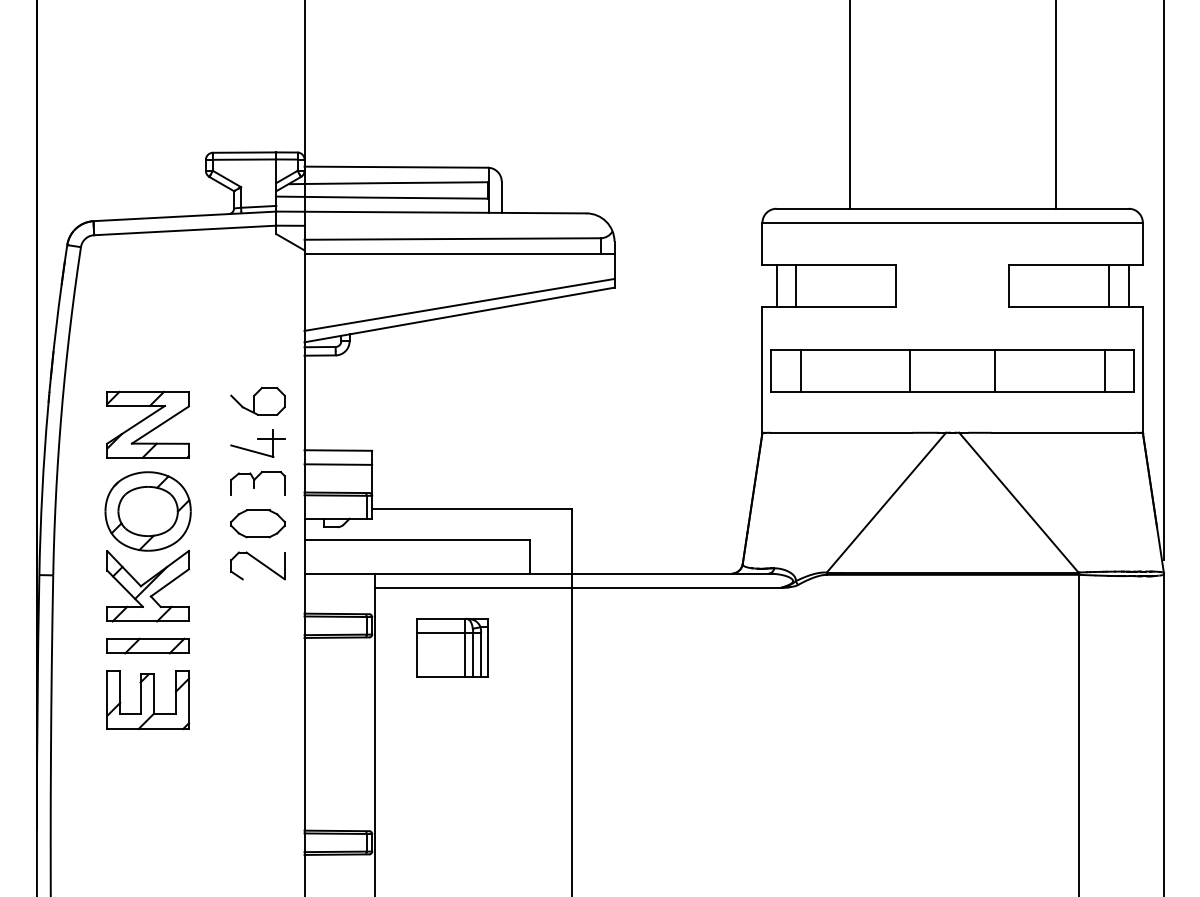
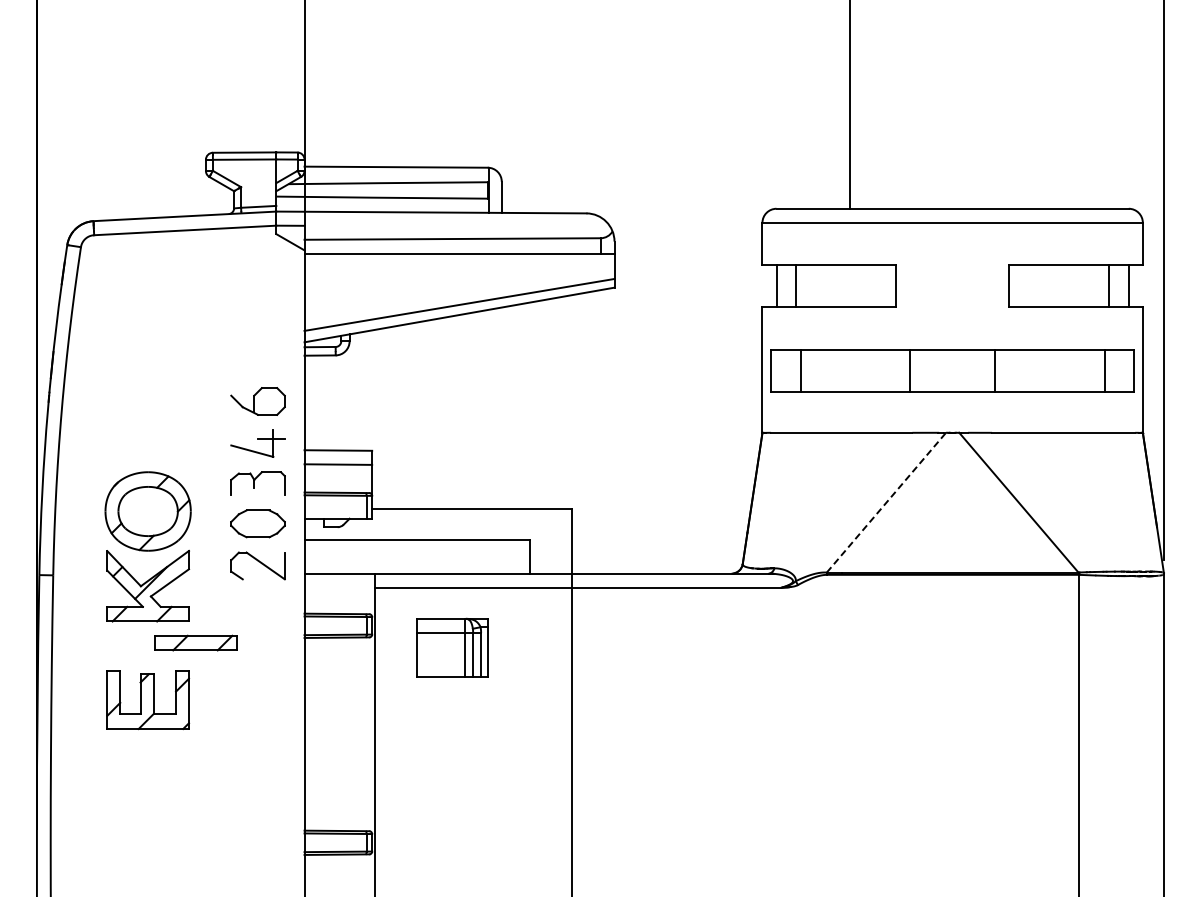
line: present -> none (1055, 105)
part: present -> none (148, 424)
line: solid -> dashed (886, 502)
part position: (147, 645) -> (195, 642) (195, 642)
